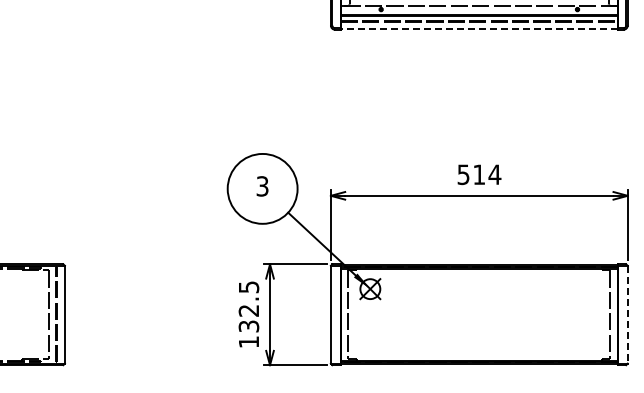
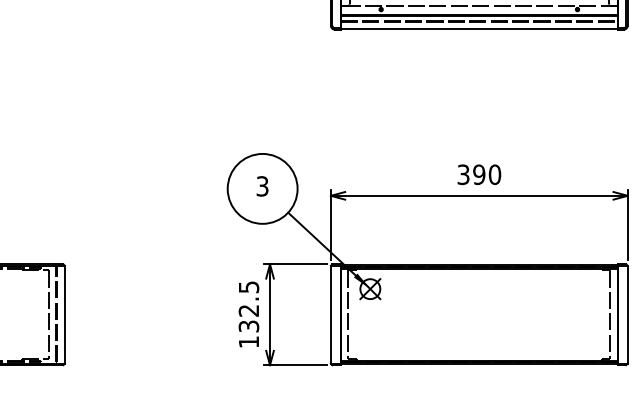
line: dashed -> solid (479, 28)
text: 514 -> 390 (479, 174)
line: dashed -> solid (627, 314)
